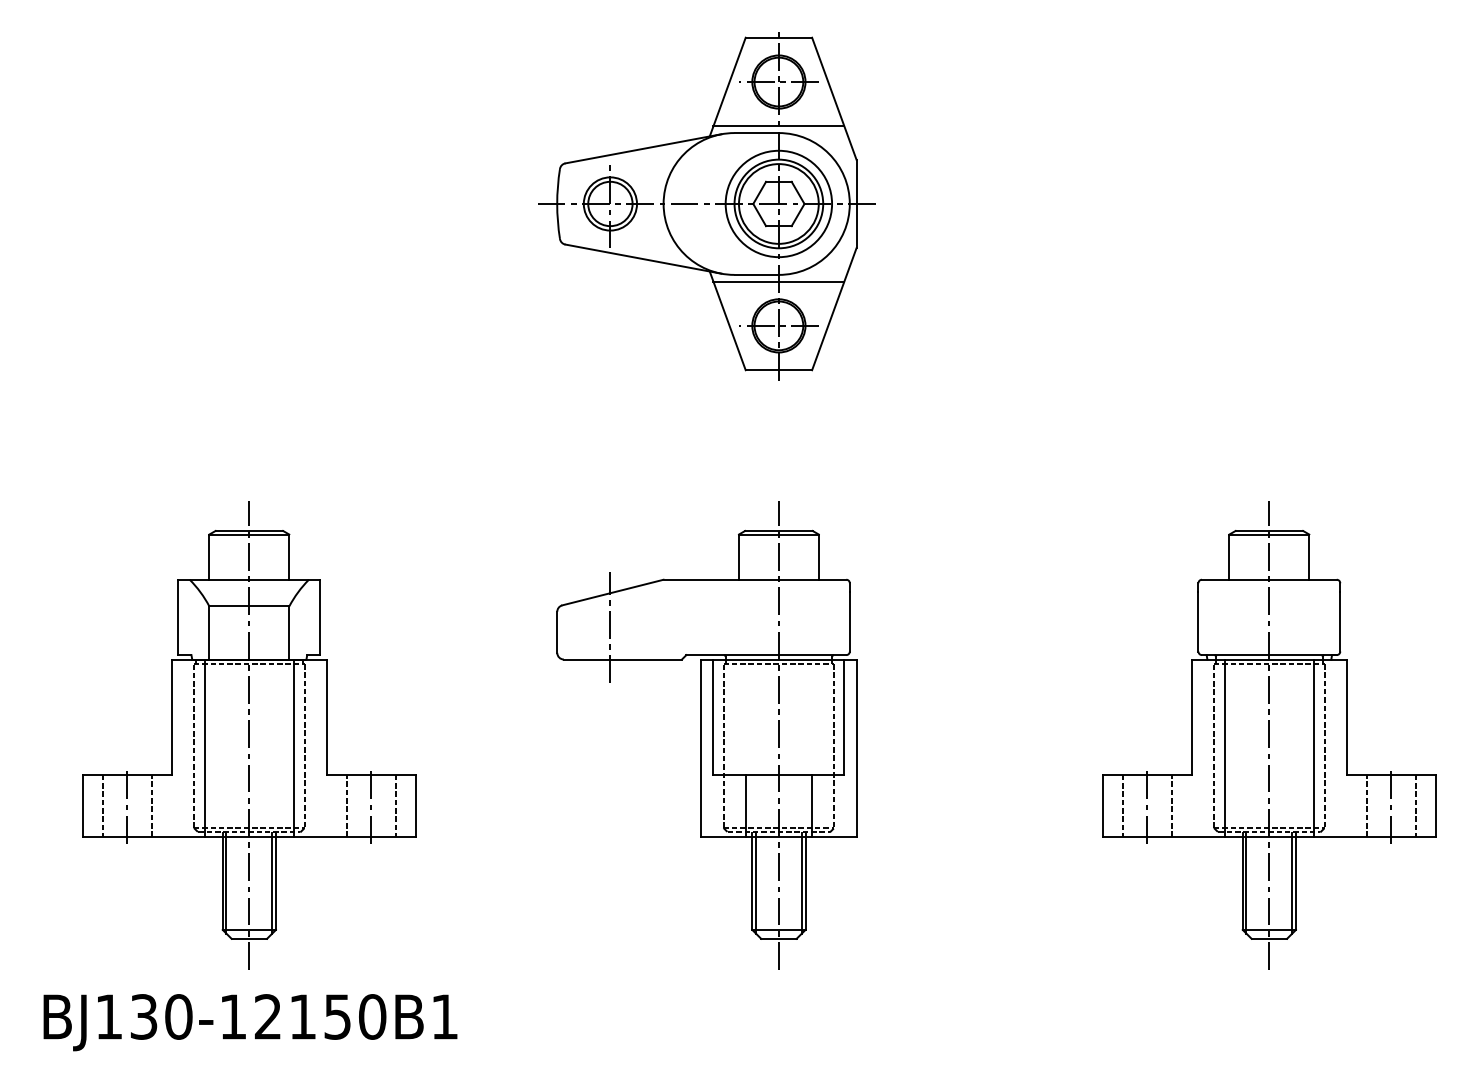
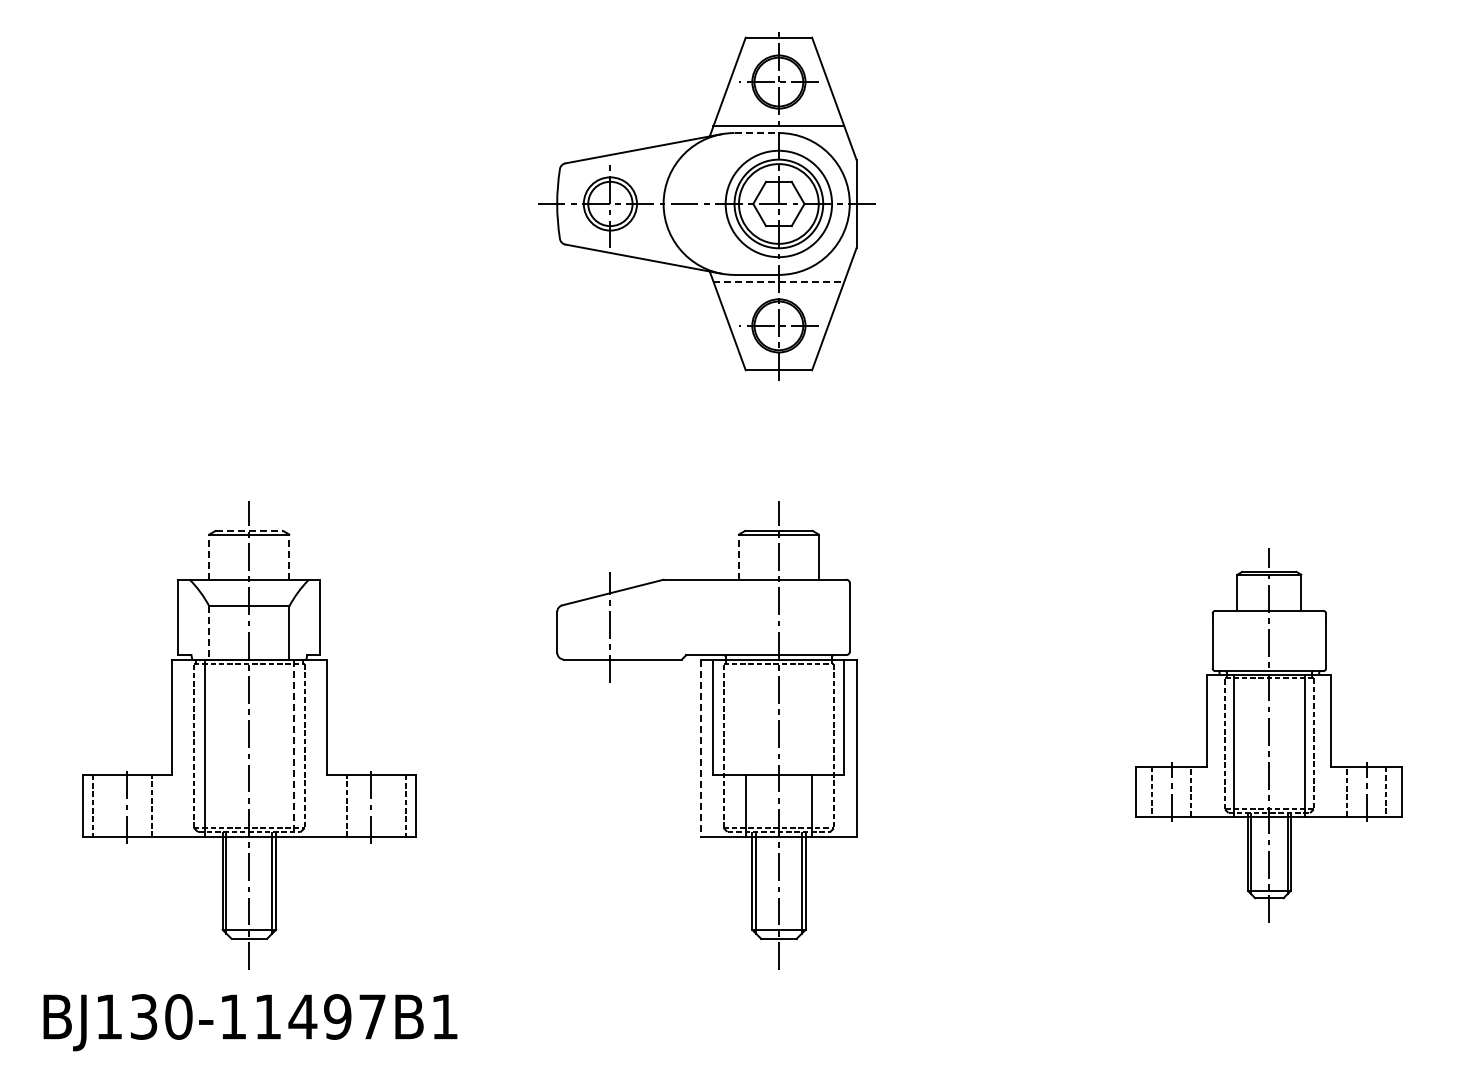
line: solid -> dashed (757, 133)
line: solid -> dashed (779, 281)
line: solid -> dashed (249, 530)
line: solid -> dashed (209, 557)
line: solid -> dashed (289, 557)
line: solid -> dashed (739, 557)
line: solid -> dashed (209, 632)
part size: 335x469 px -> 268x375 px (1268, 735)
line: solid -> dashed (293, 748)
line: solid -> dashed (701, 748)
line position: (103, 805) -> (93, 805) (93, 805)
line position: (395, 805) -> (405, 805) (405, 805)
text: BJ130-12150B1 -> BJ130-11497B1 (320, 1016)
